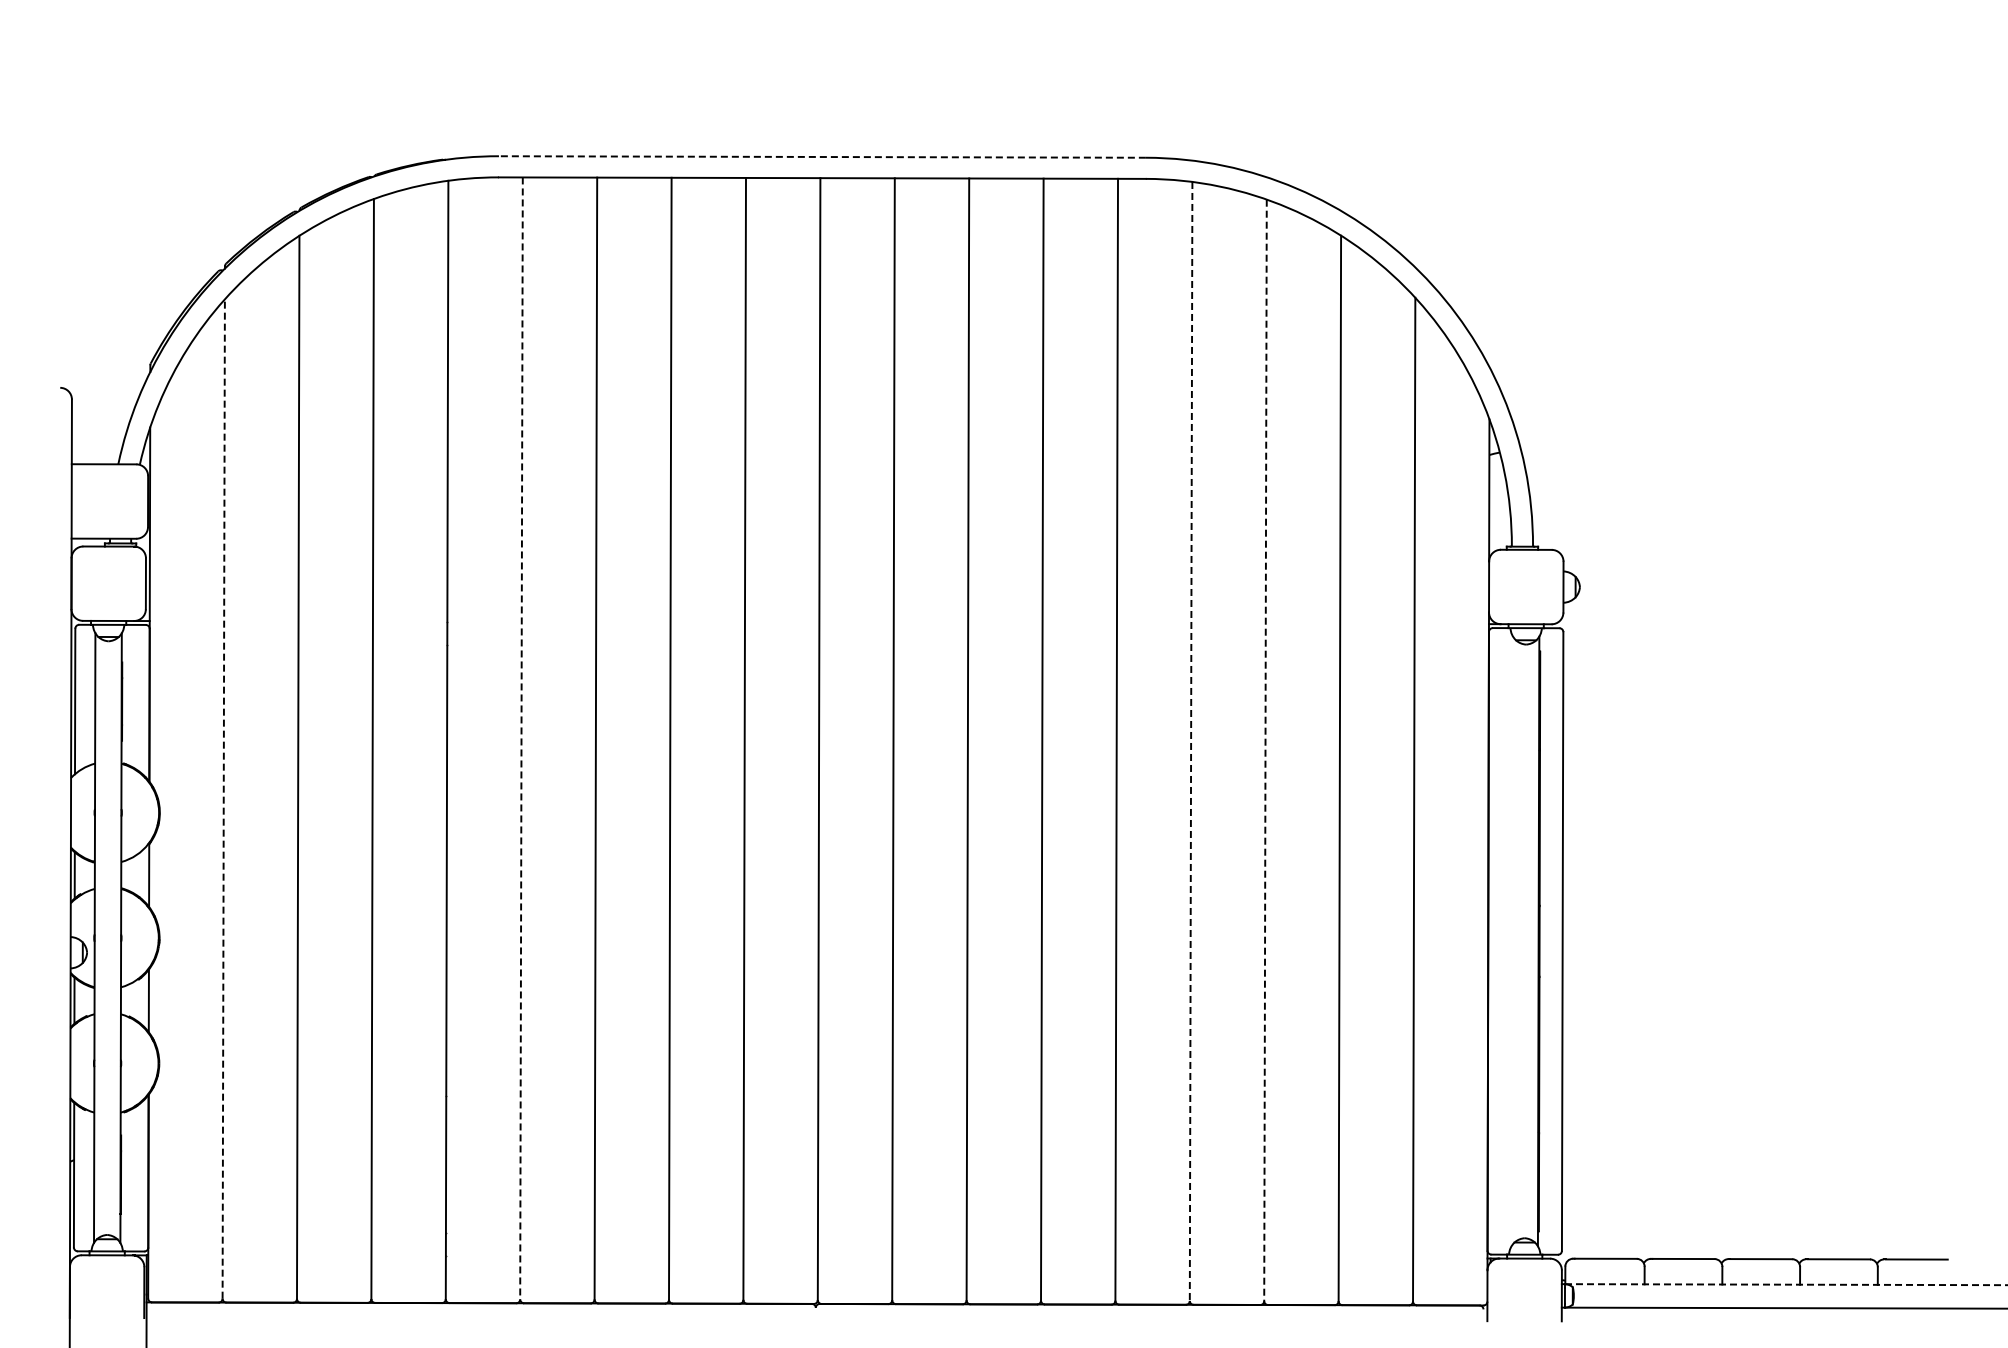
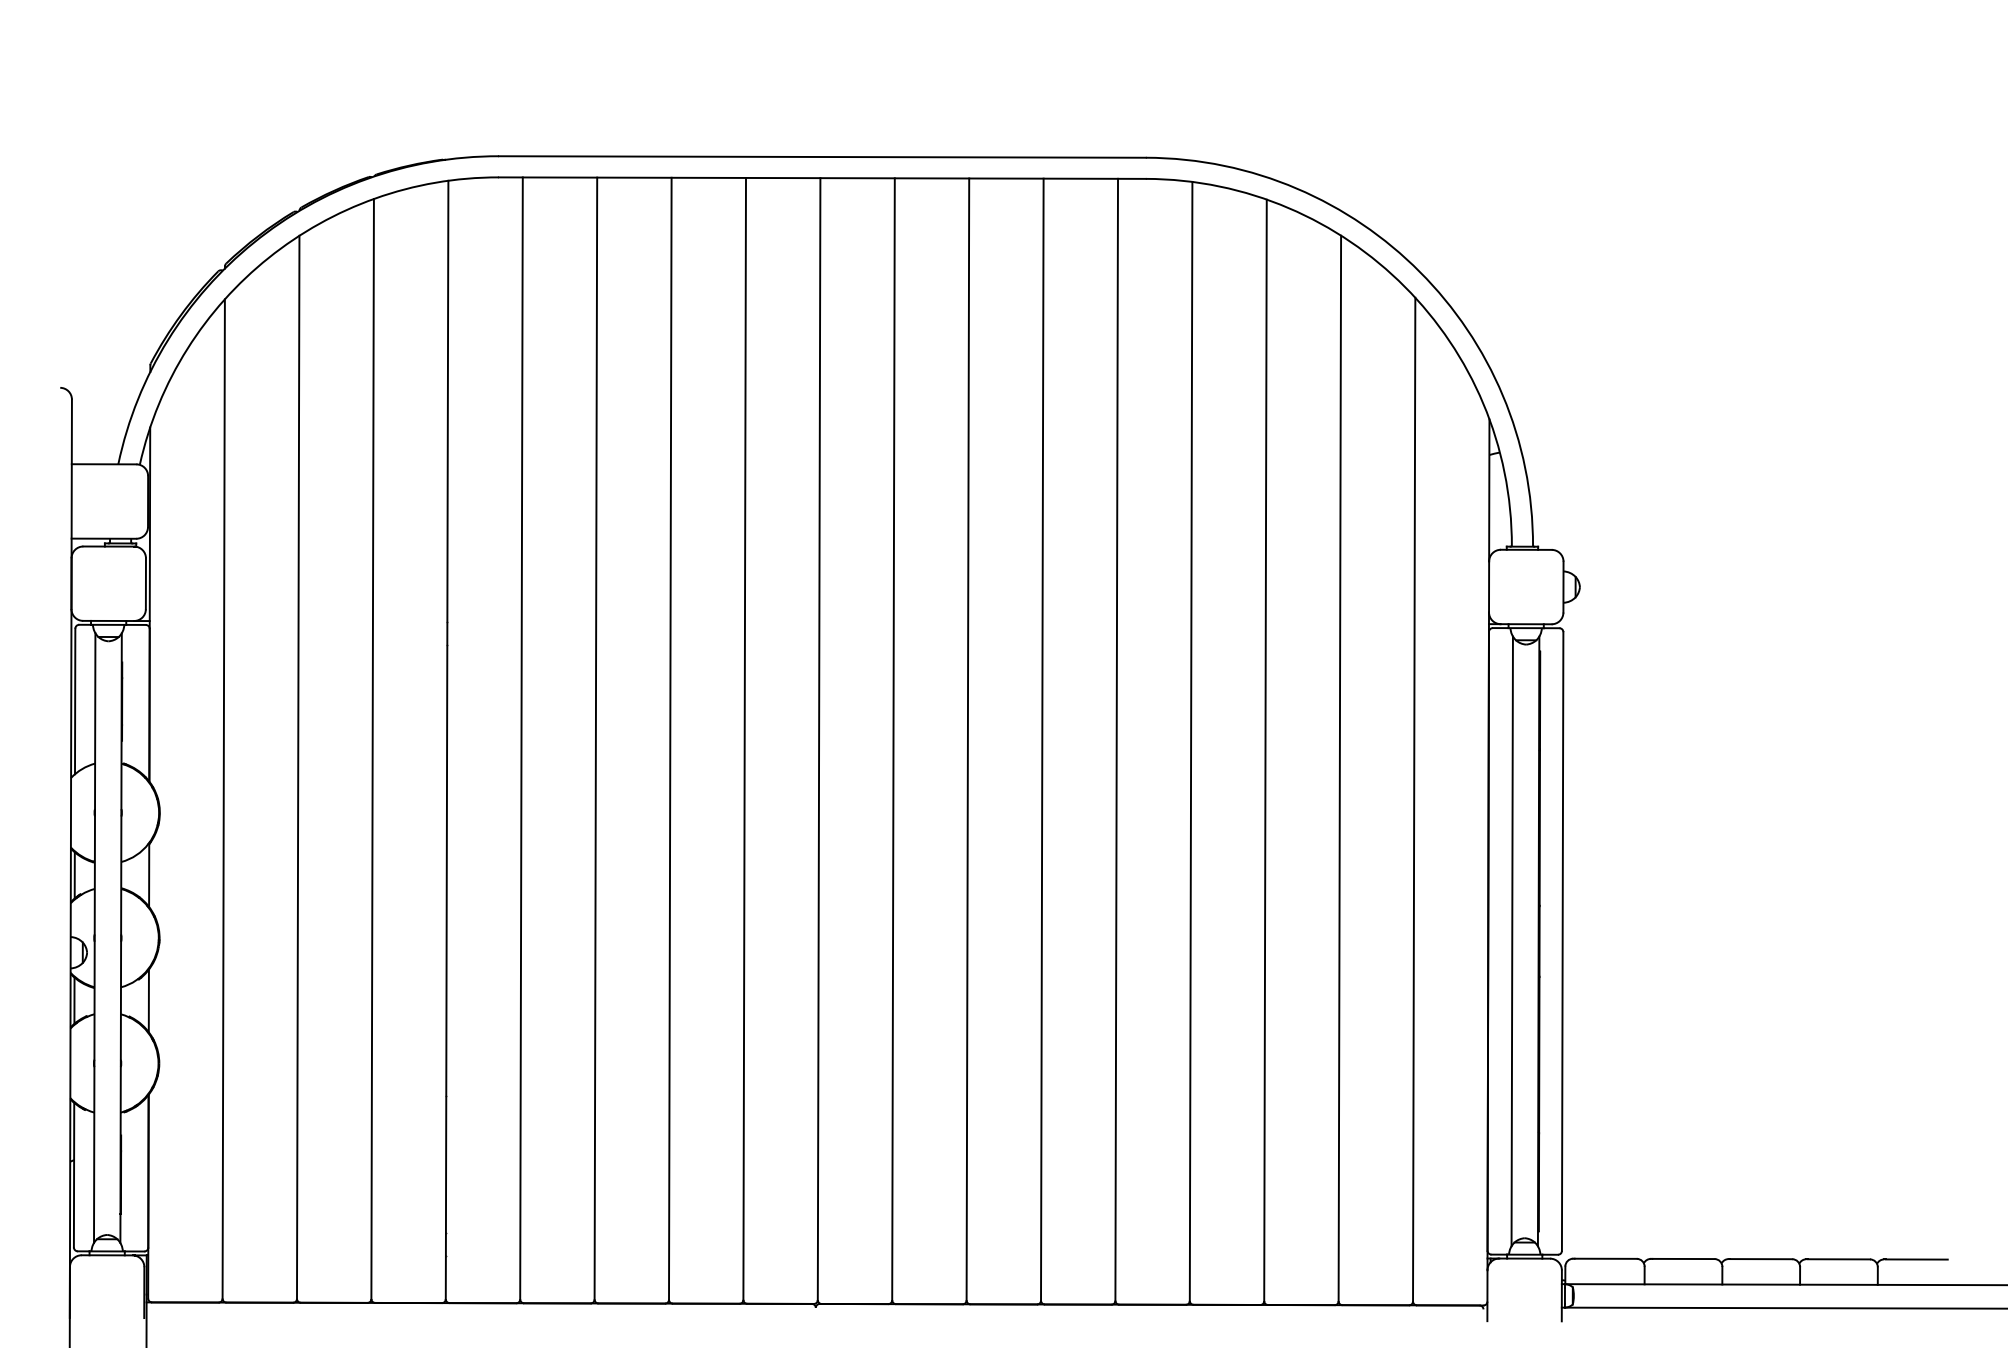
line: dashed -> solid (821, 157)
line: dashed -> solid (521, 738)
line: dashed -> solid (1191, 741)
line: dashed -> solid (1265, 750)
line: dashed -> solid (223, 799)
line: none -> present (1511, 941)
line: dashed -> solid (1786, 1284)
